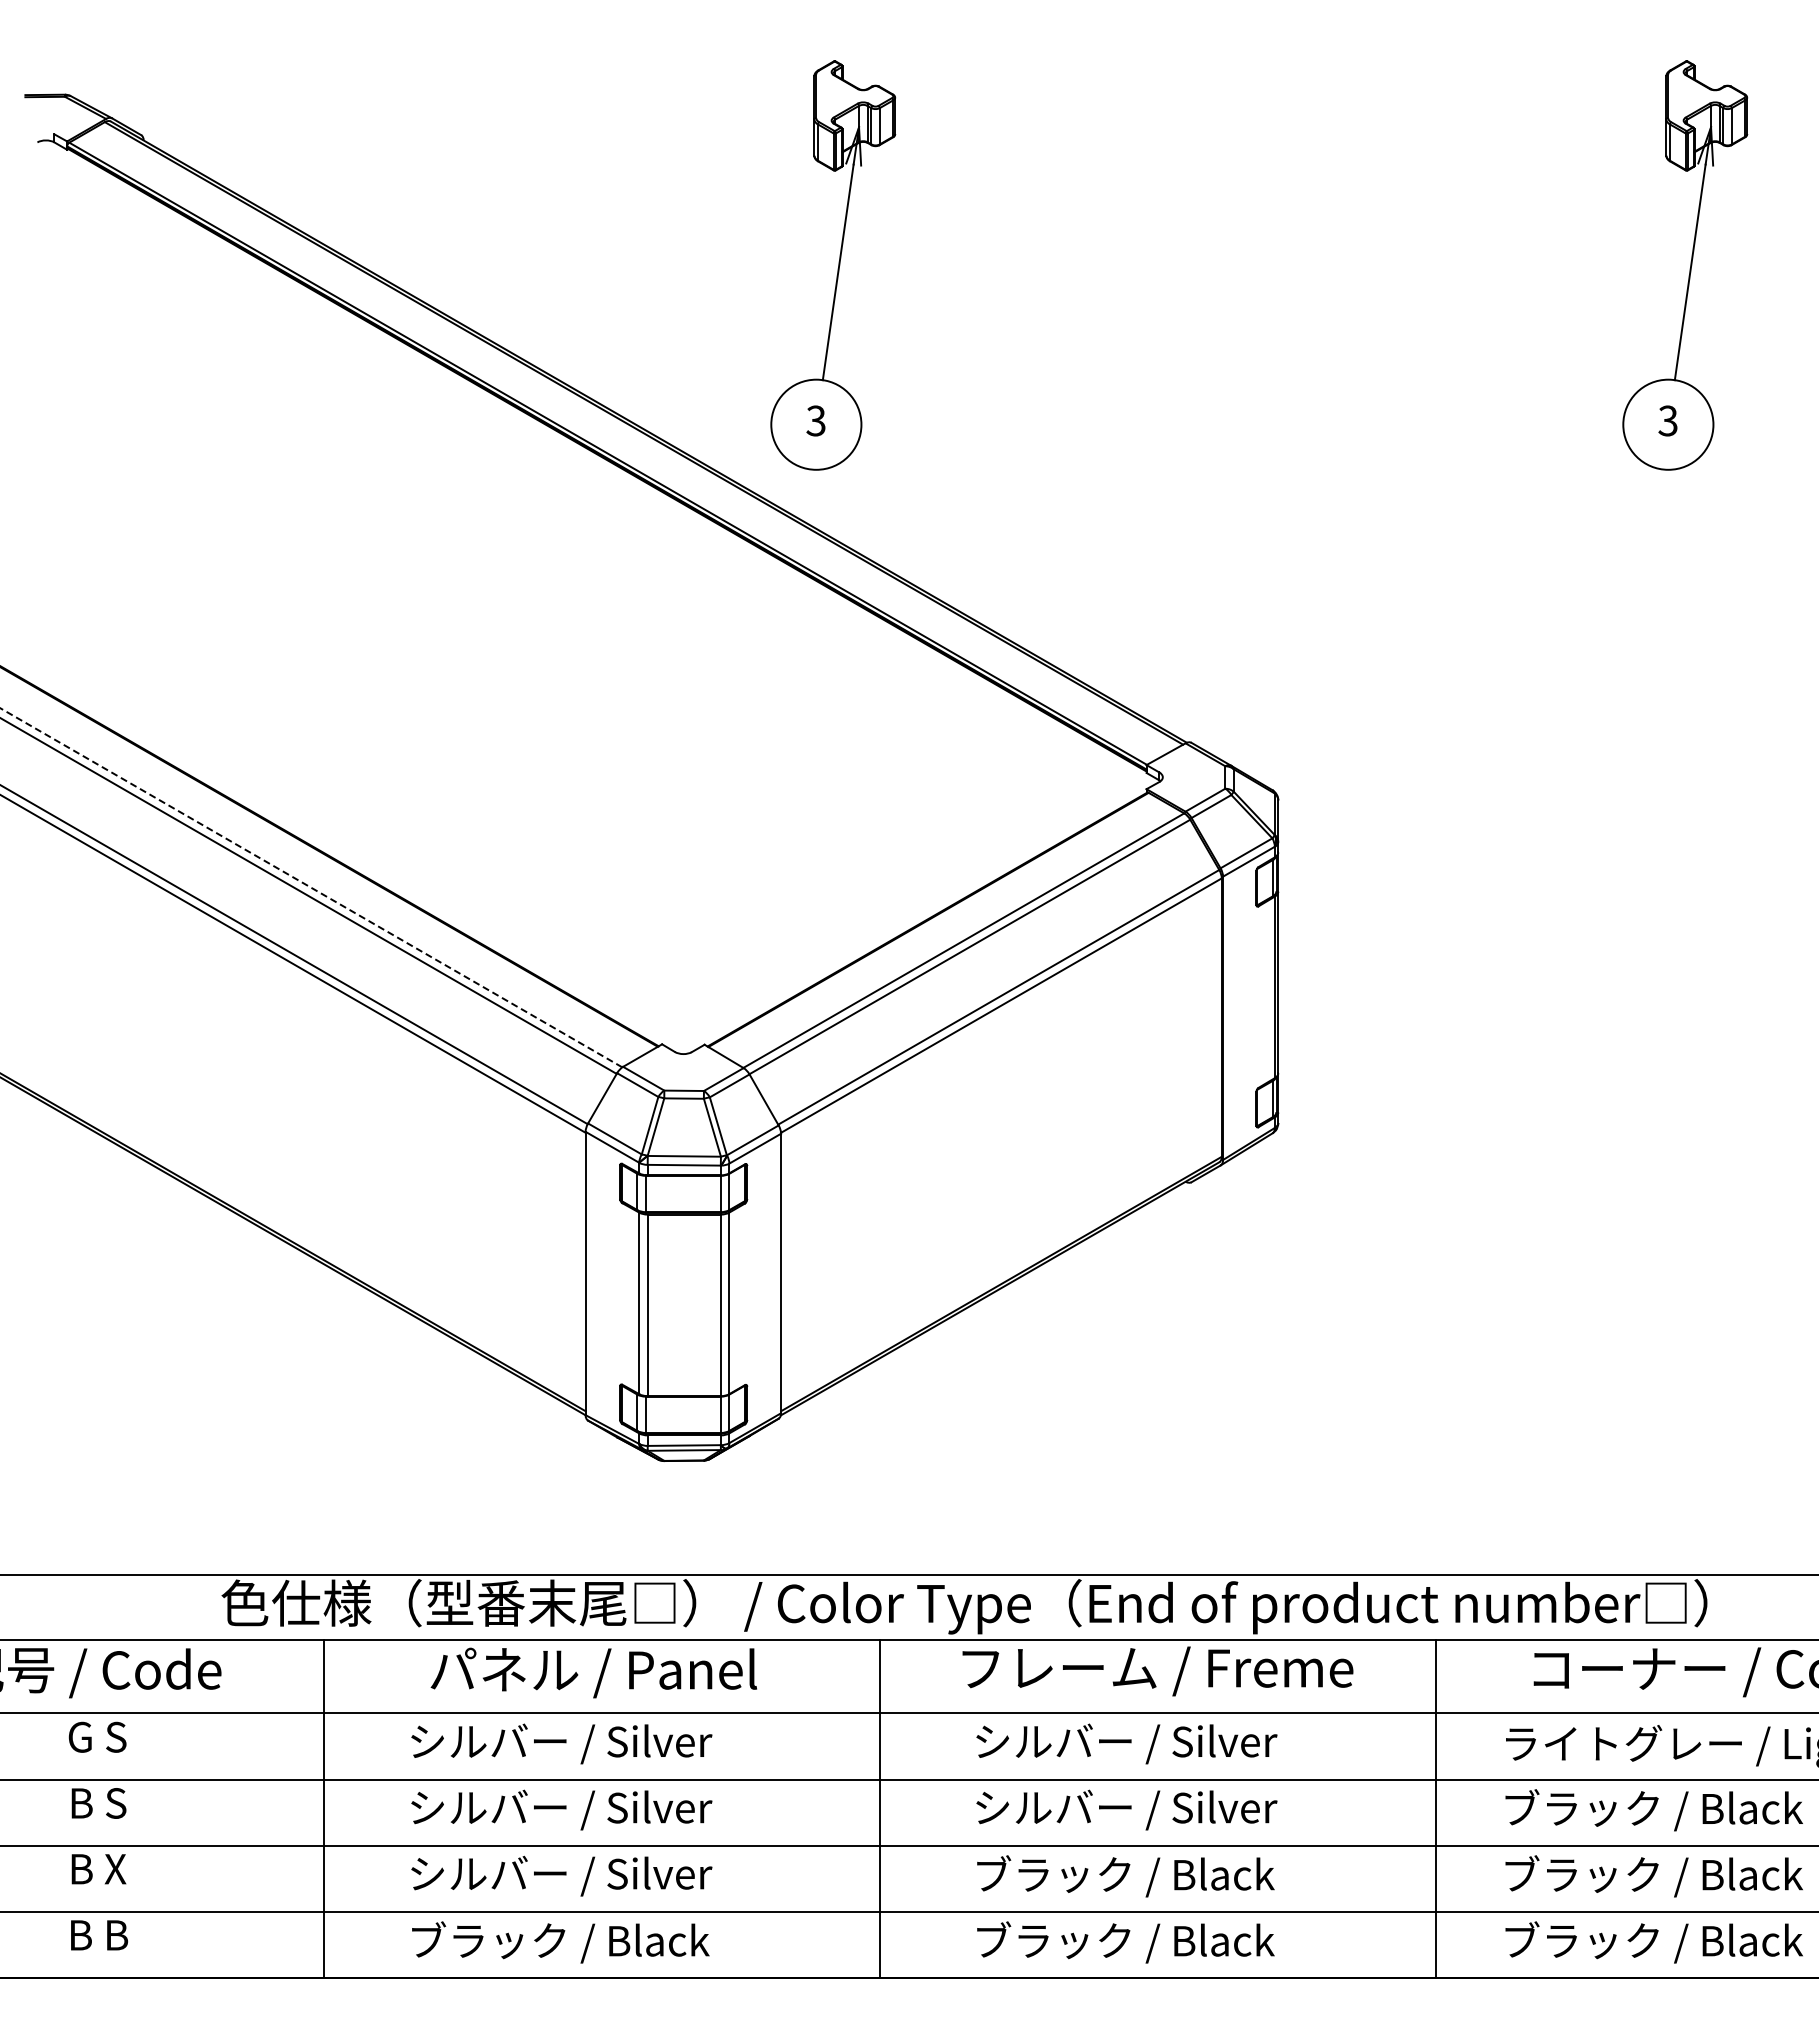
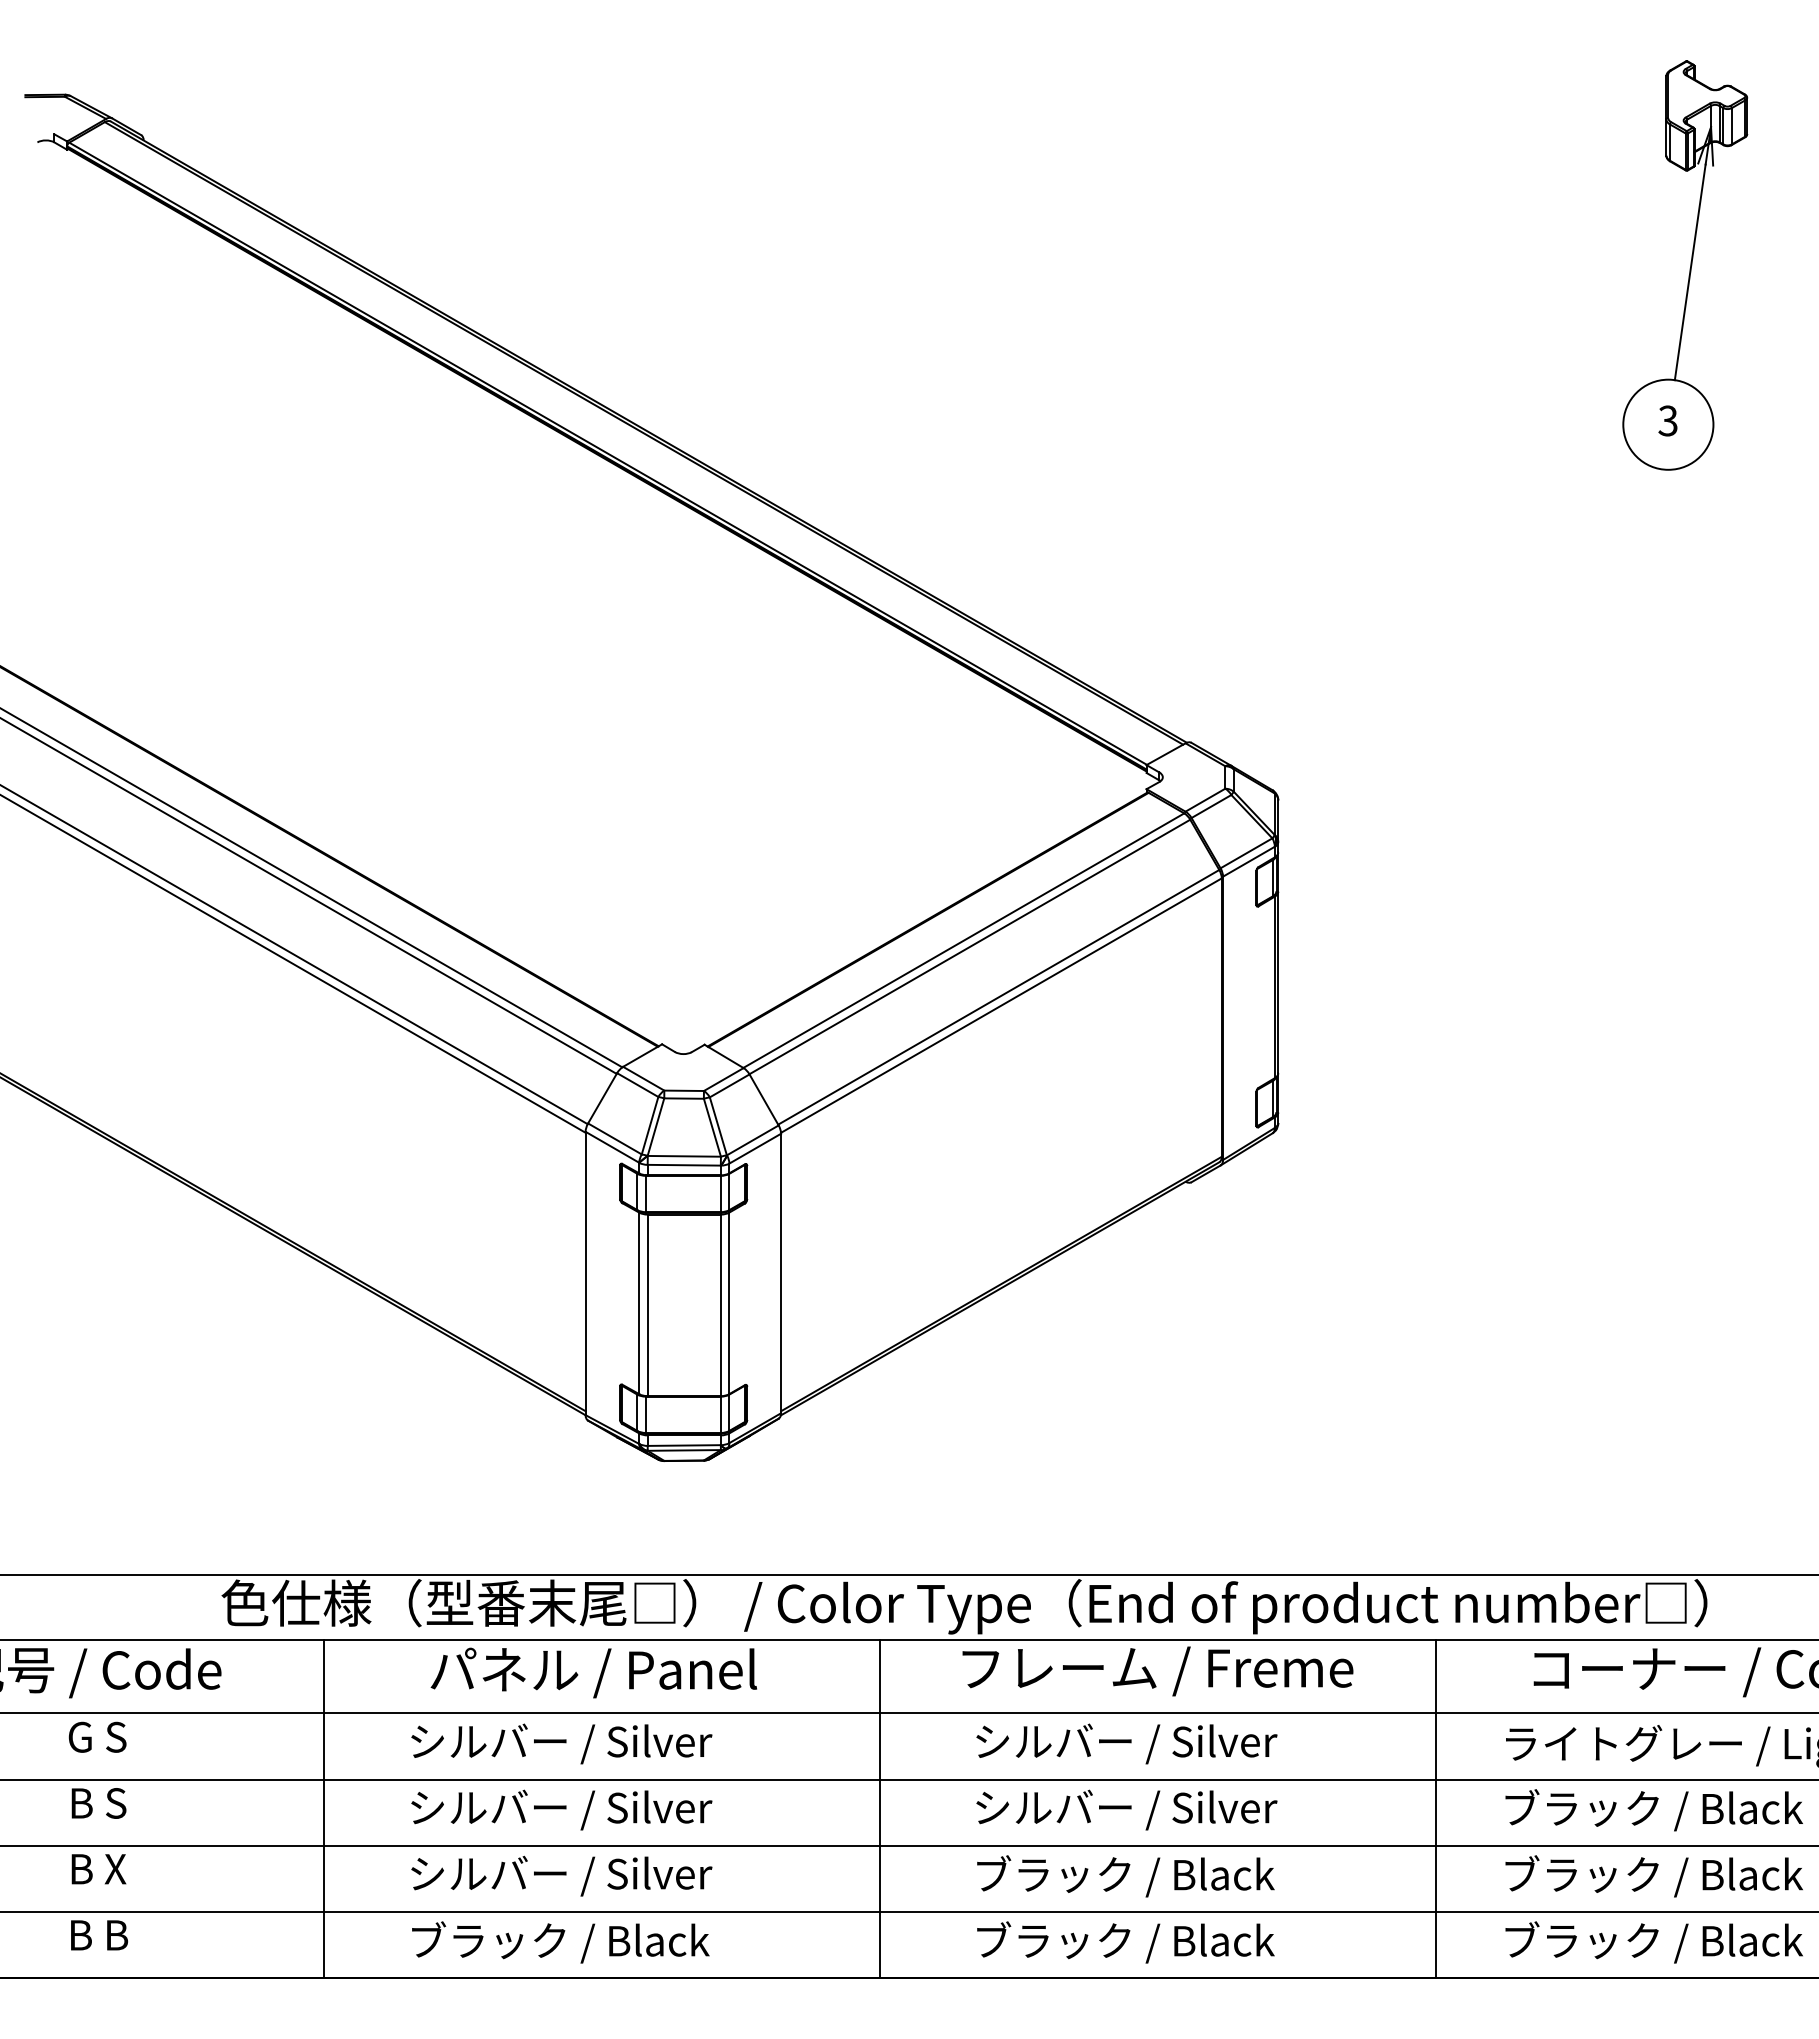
part: present -> none (833, 265)
line: dashed -> solid (311, 887)
